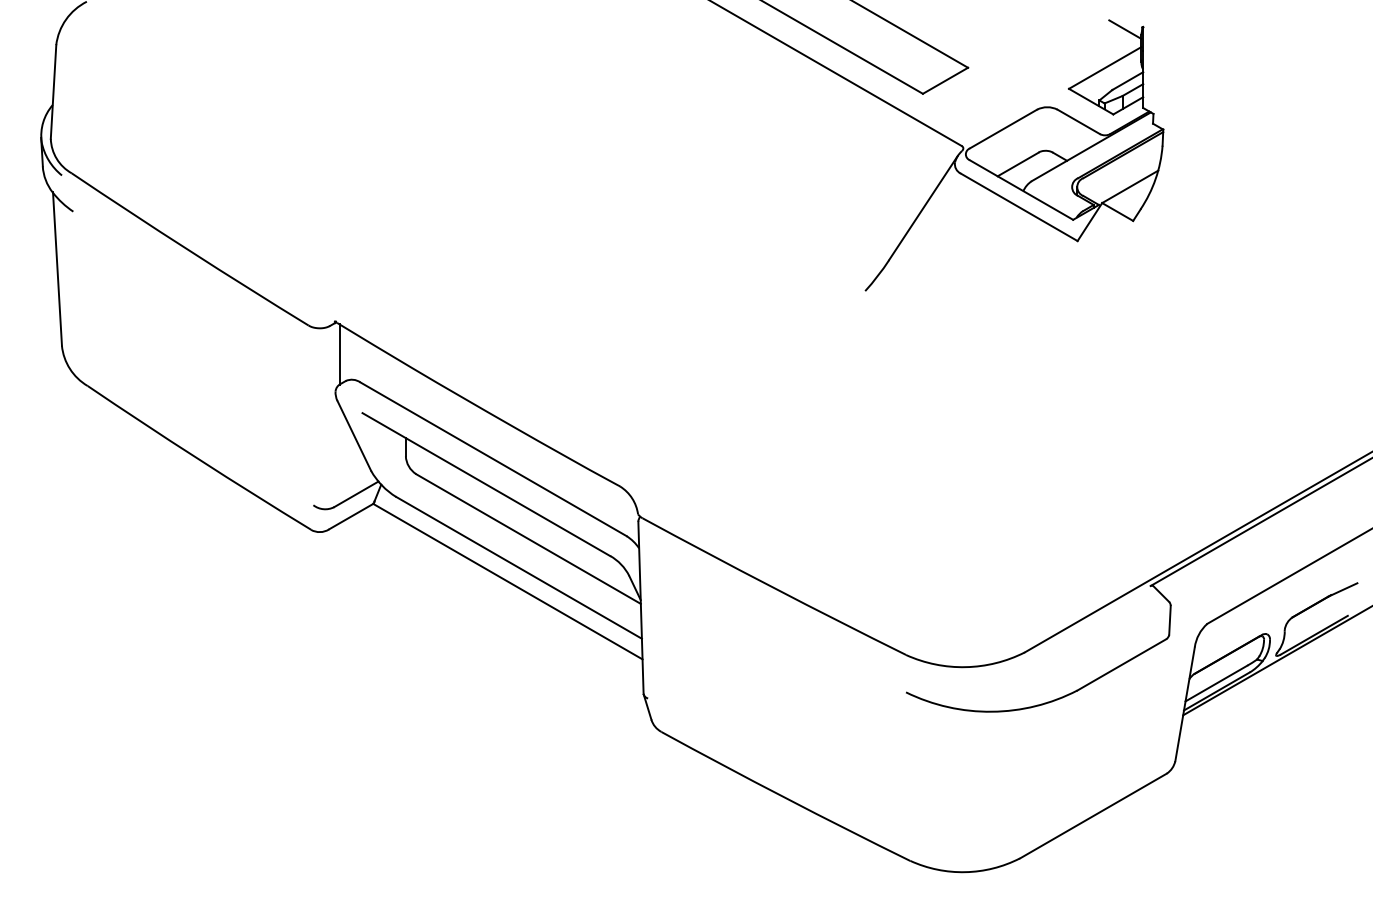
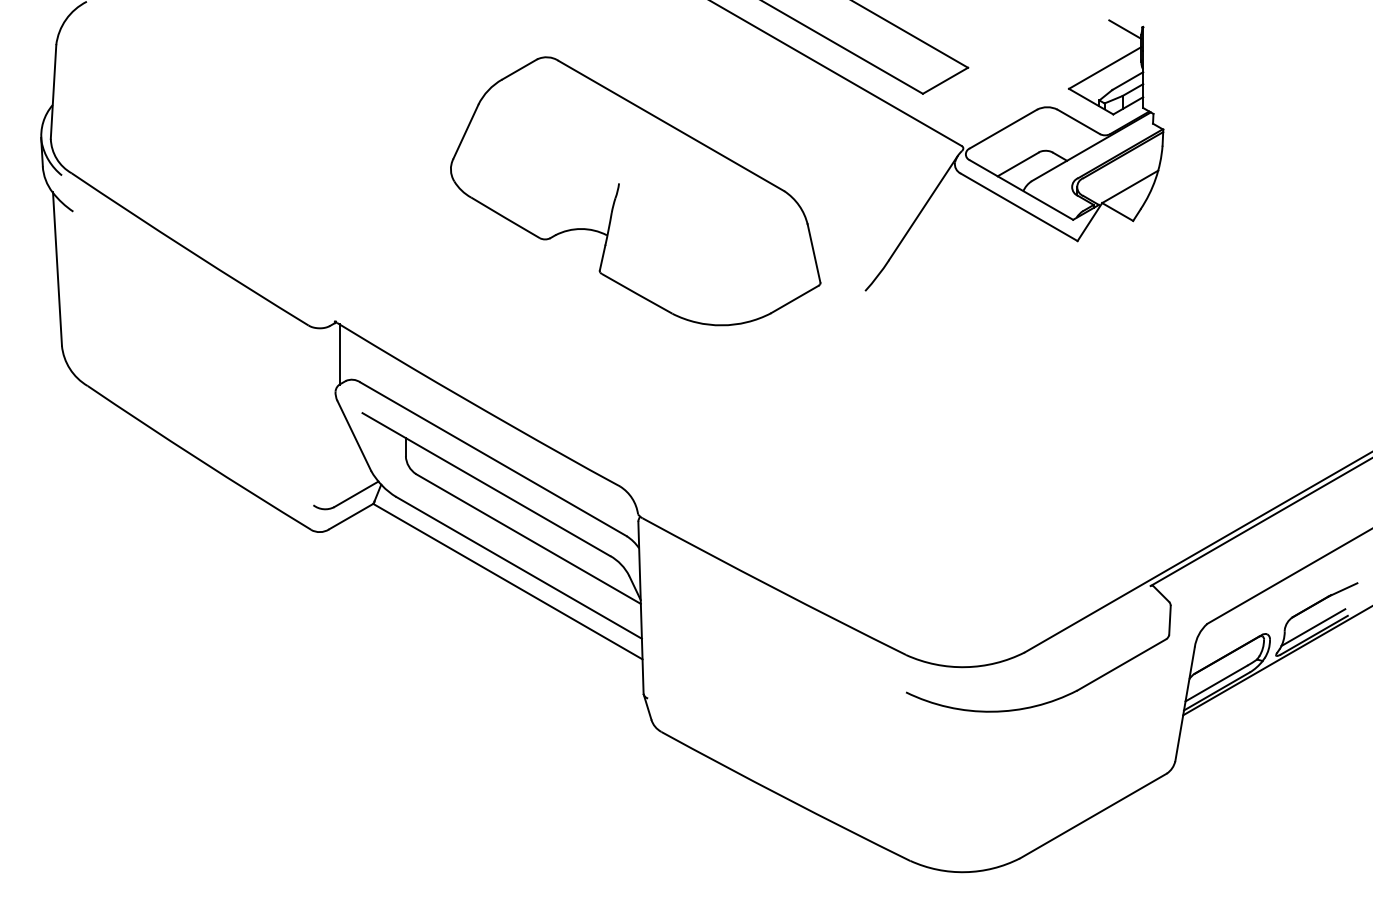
part: none -> present (635, 191)
line: none -> present (1313, 627)
